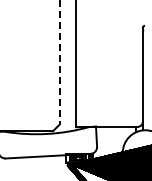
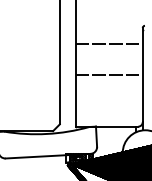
line: none -> present (108, 43)
line: dashed -> solid (59, 62)
line: none -> present (108, 75)
